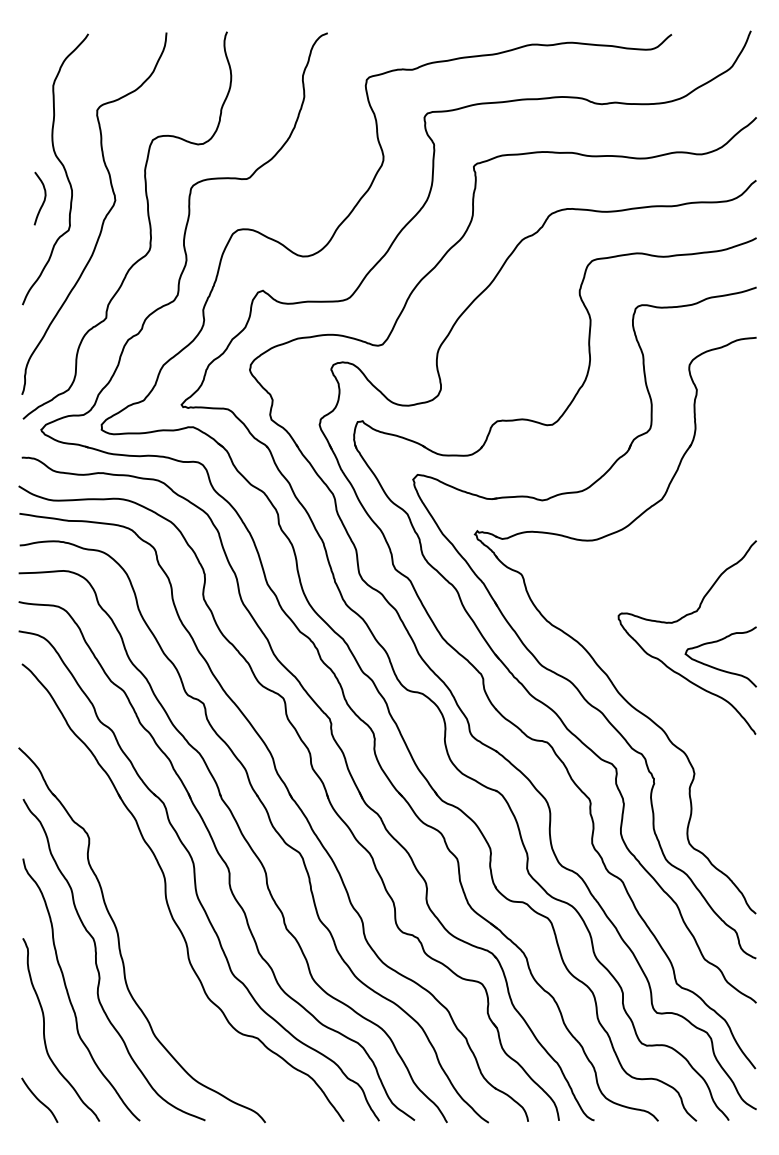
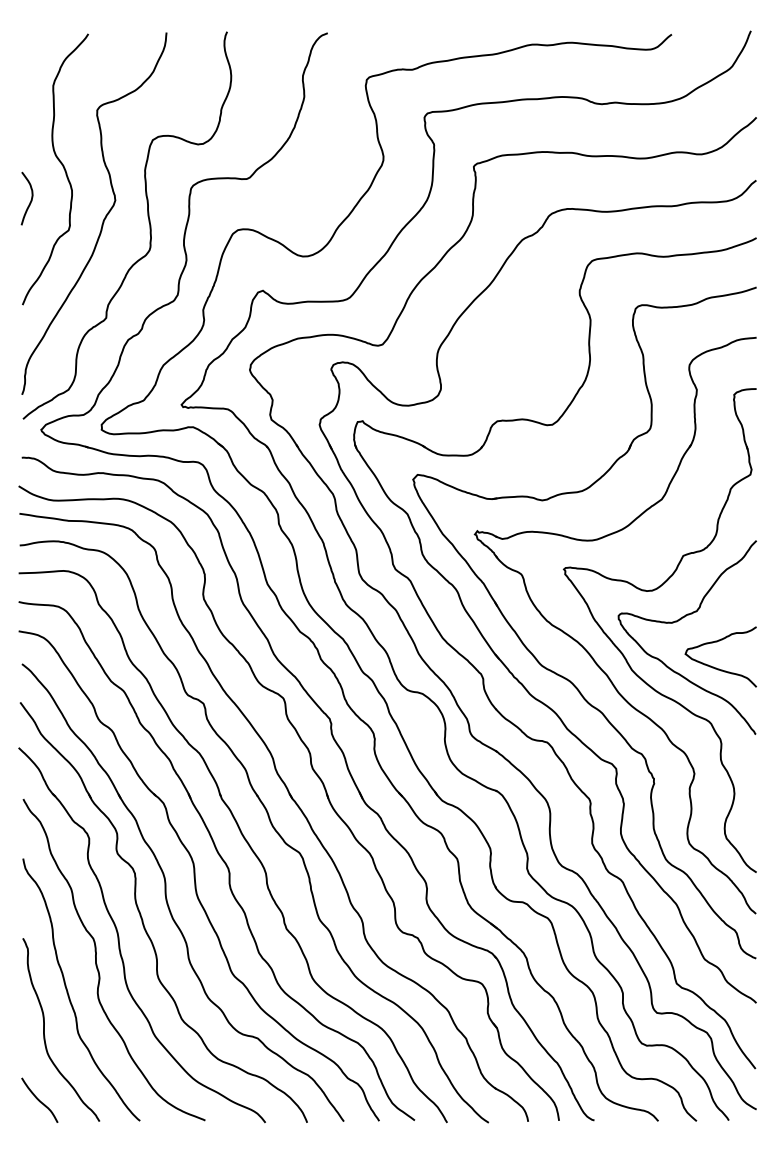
curve position: (43, 200) -> (30, 200) (30, 200)
part: none -> present (653, 591)
part: none -> present (143, 920)
